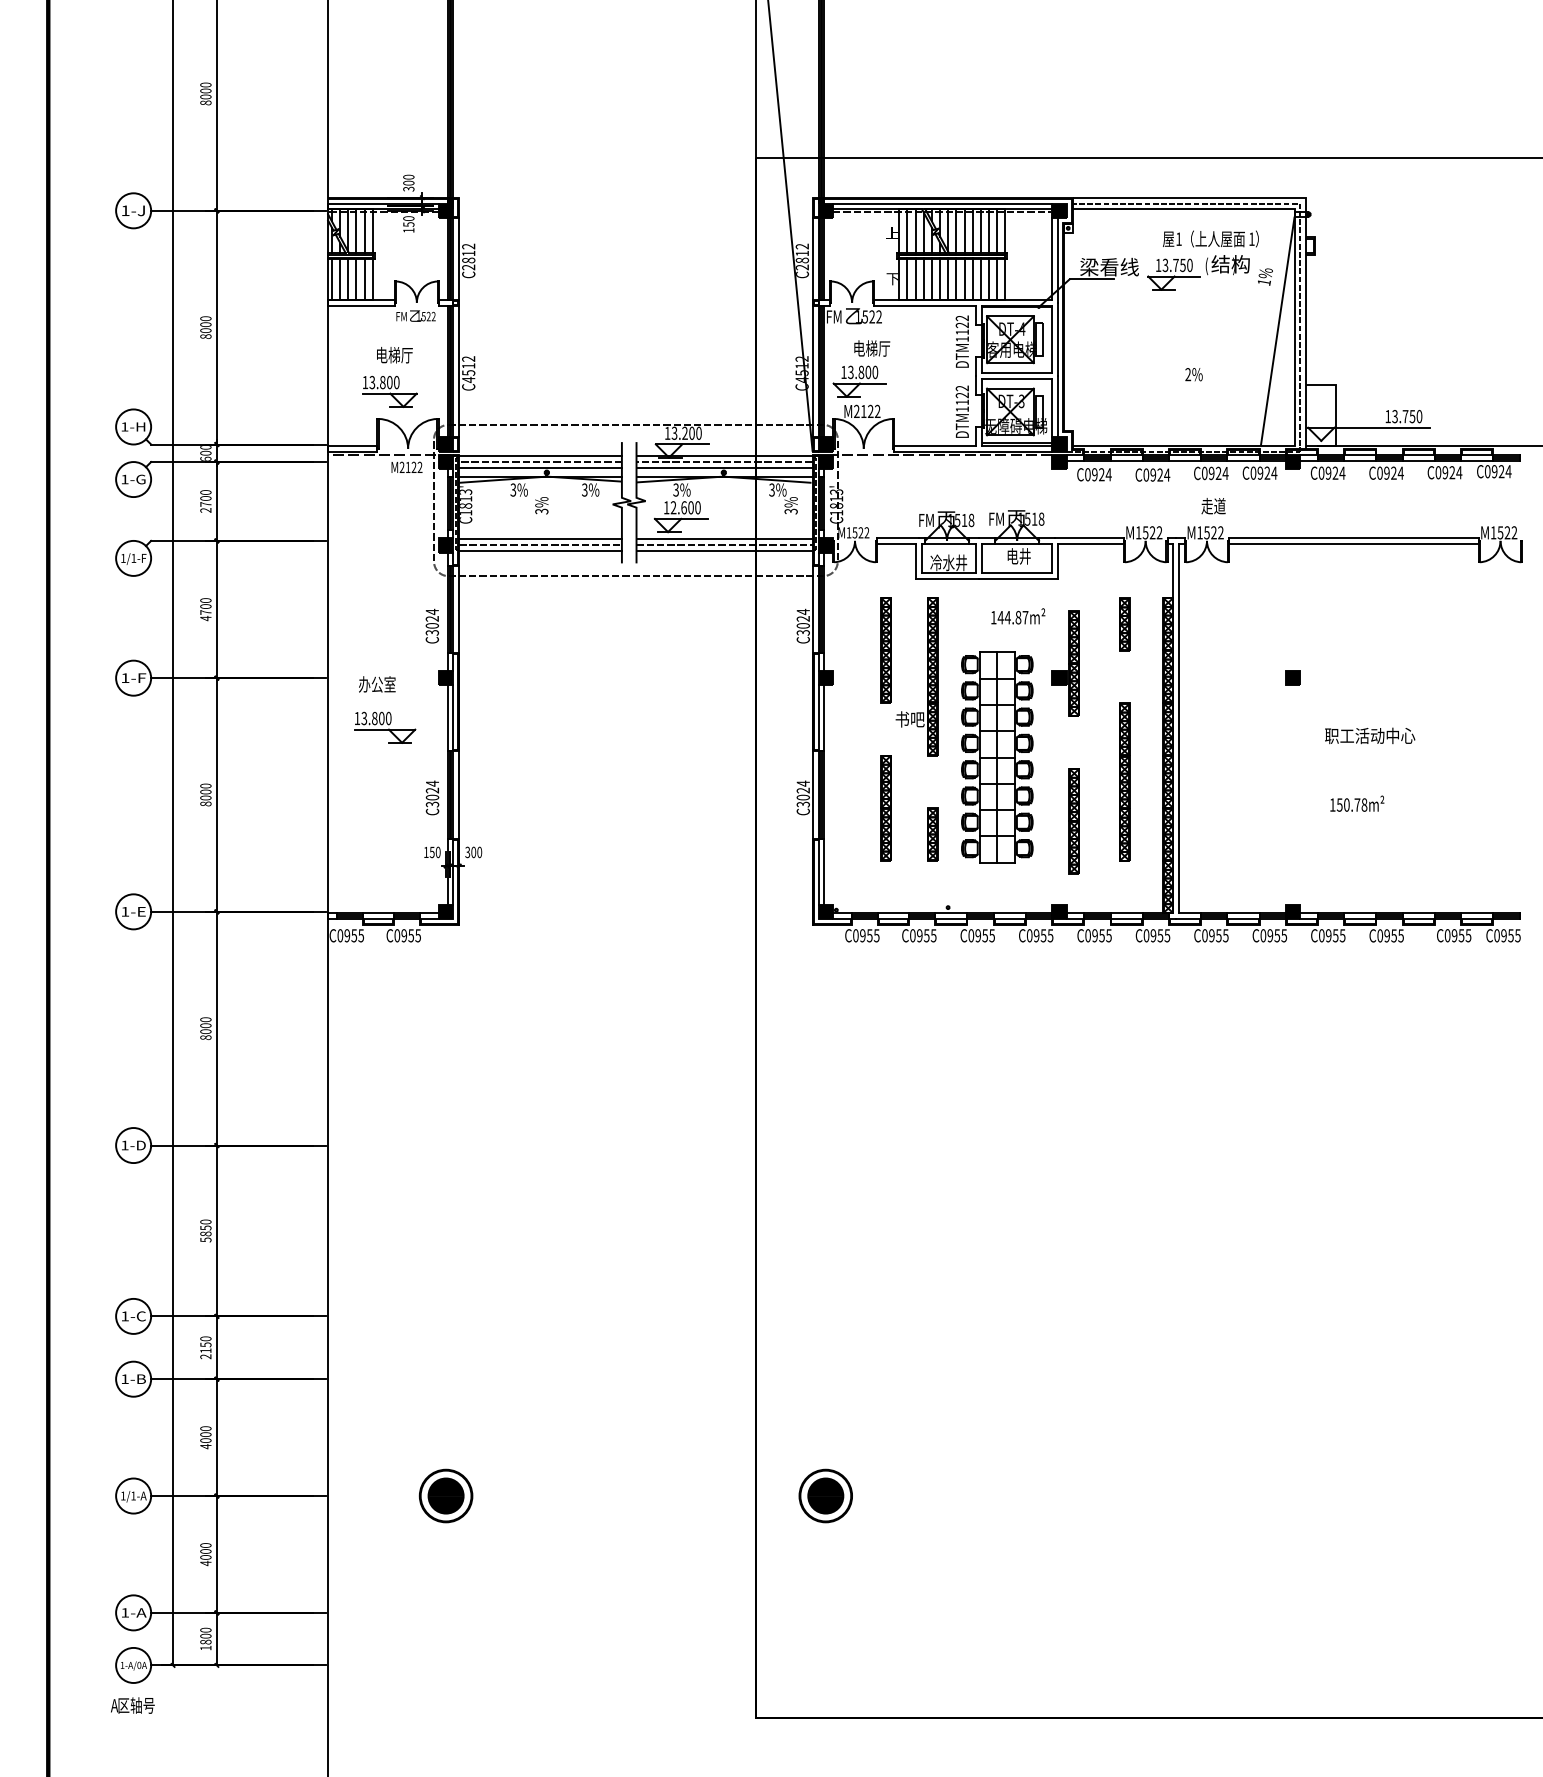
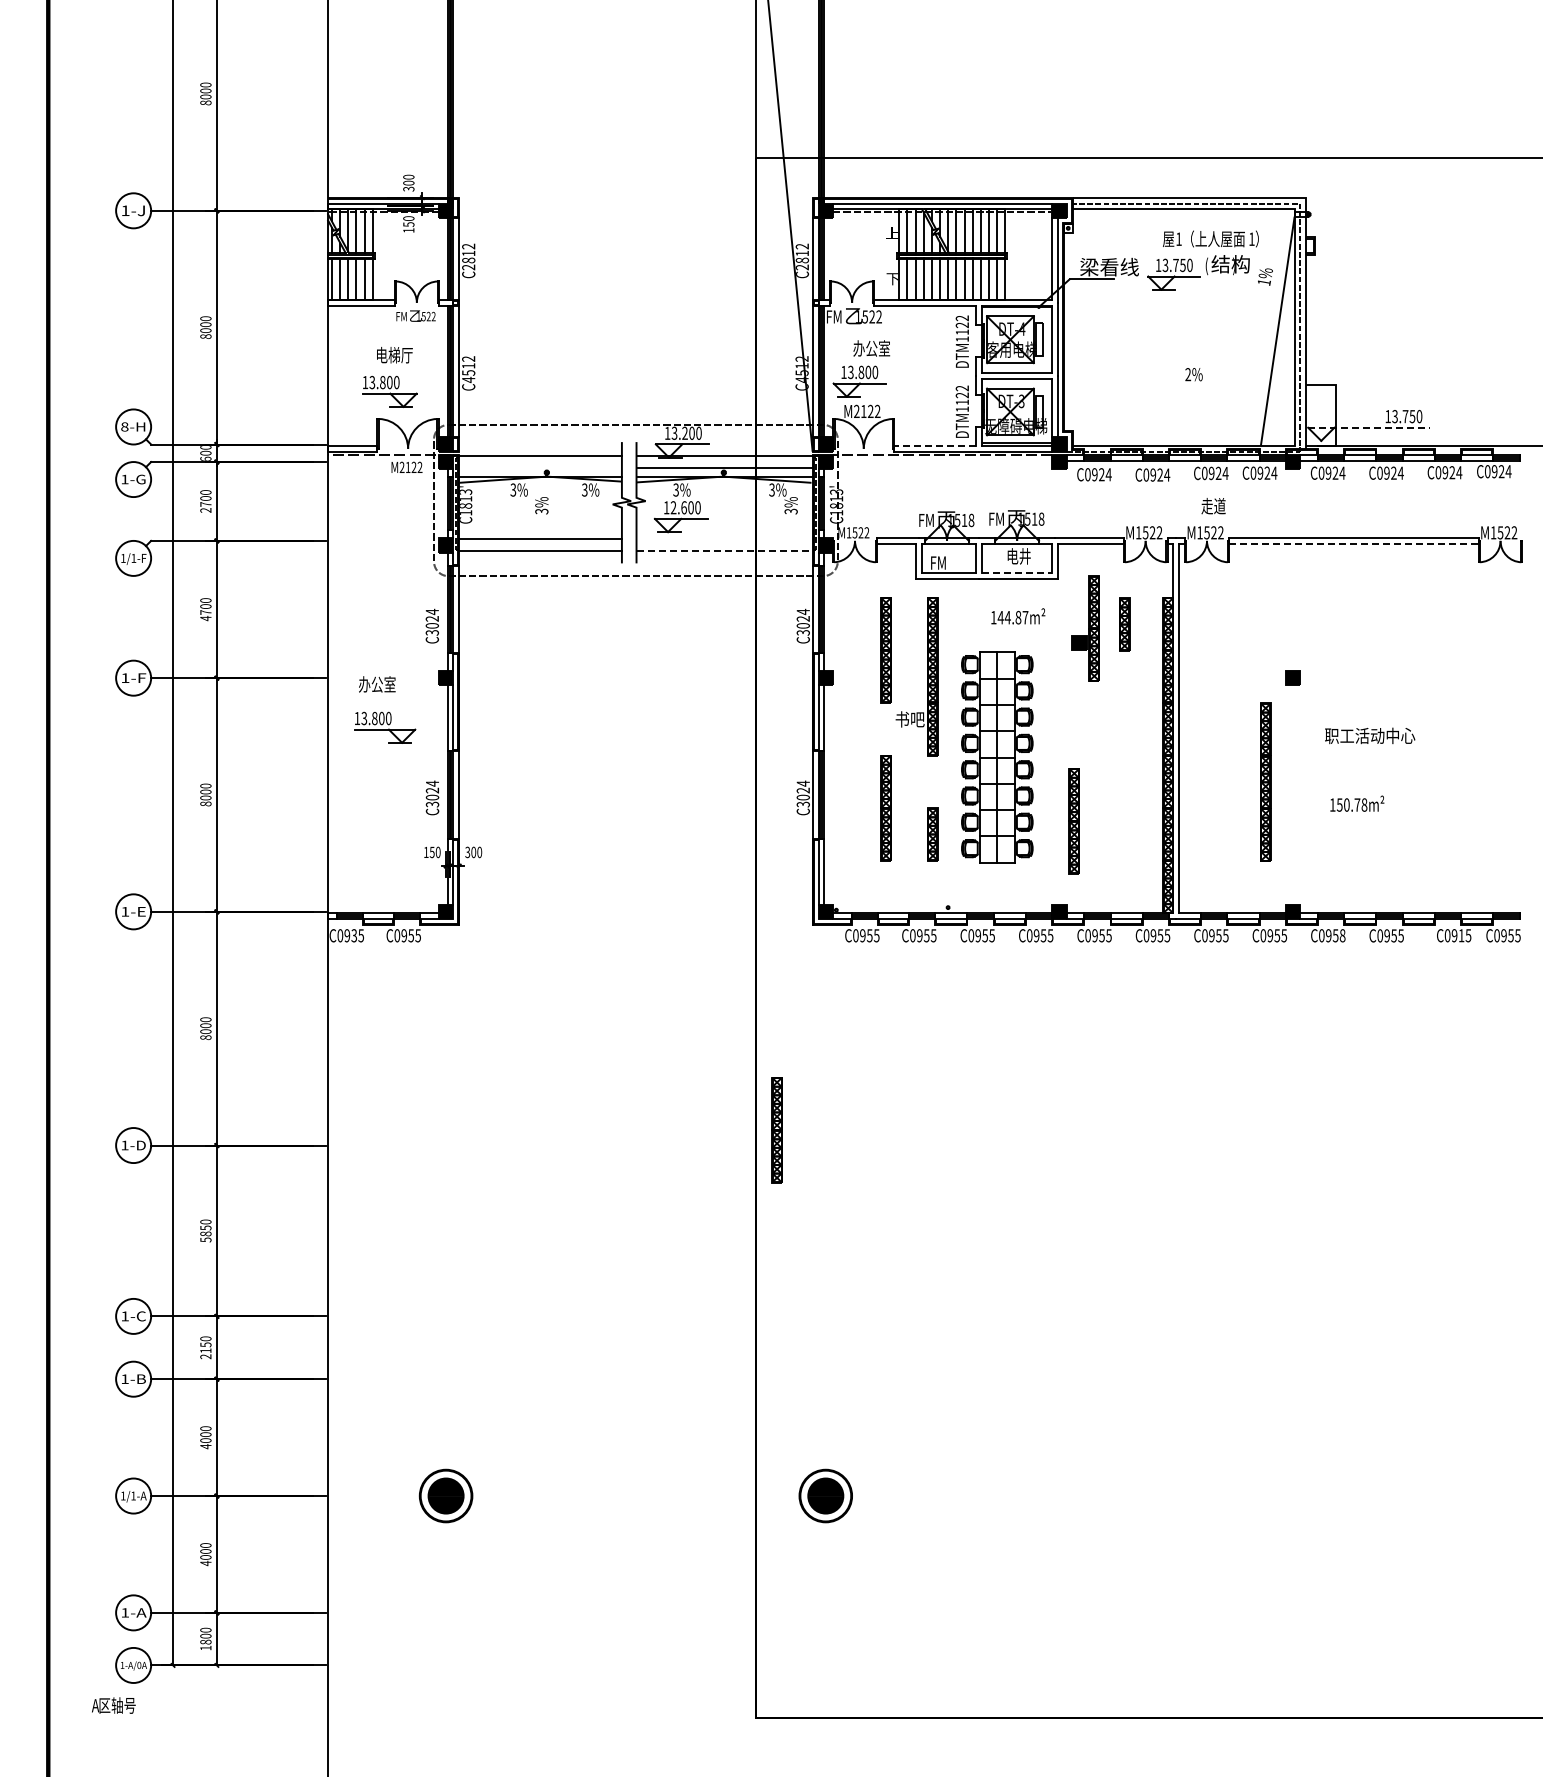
text: 电梯厅 -> 办公室 (871, 348)
text: 1-H -> 8-H (124, 426)
line: solid -> dashed (1368, 427)
line: solid -> dashed (935, 445)
line: present -> none (540, 462)
line: present -> none (724, 462)
line: present -> none (540, 467)
line: present -> none (724, 539)
line: solid -> dashed (1353, 543)
line: present -> none (540, 545)
line: present -> none (724, 545)
line: solid -> dashed (725, 551)
text: 冷水井 -> FM (948, 562)
line: solid -> dashed (1017, 573)
part position: (1065, 663) -> (1085, 628) (1085, 628)
part position: (1124, 781) -> (1265, 781) (1265, 781)
text: C0955 -> C0935 (354, 935)
text: C0955 -> C0958 (1342, 935)
text: C0955 -> C0915 (1461, 935)
part: none -> present (776, 1130)
text position: (132, 1705) -> (113, 1705) (113, 1705)
